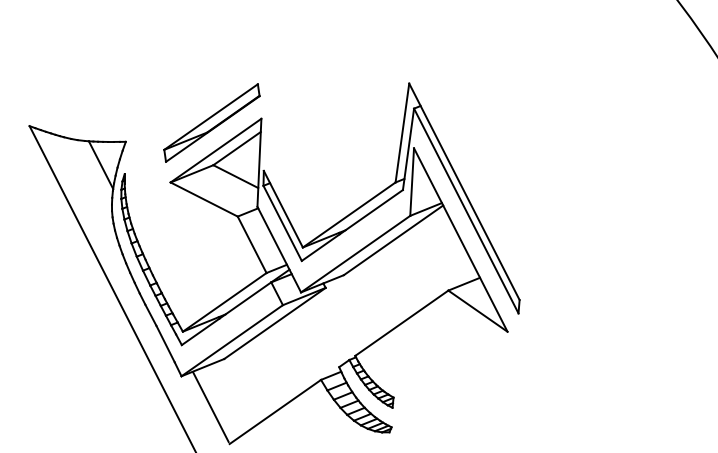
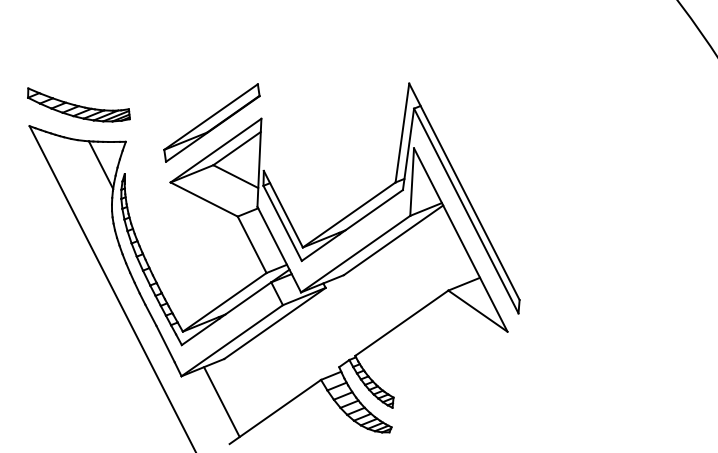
part: none -> present (78, 104)
line position: (210, 406) -> (221, 401) (221, 401)
